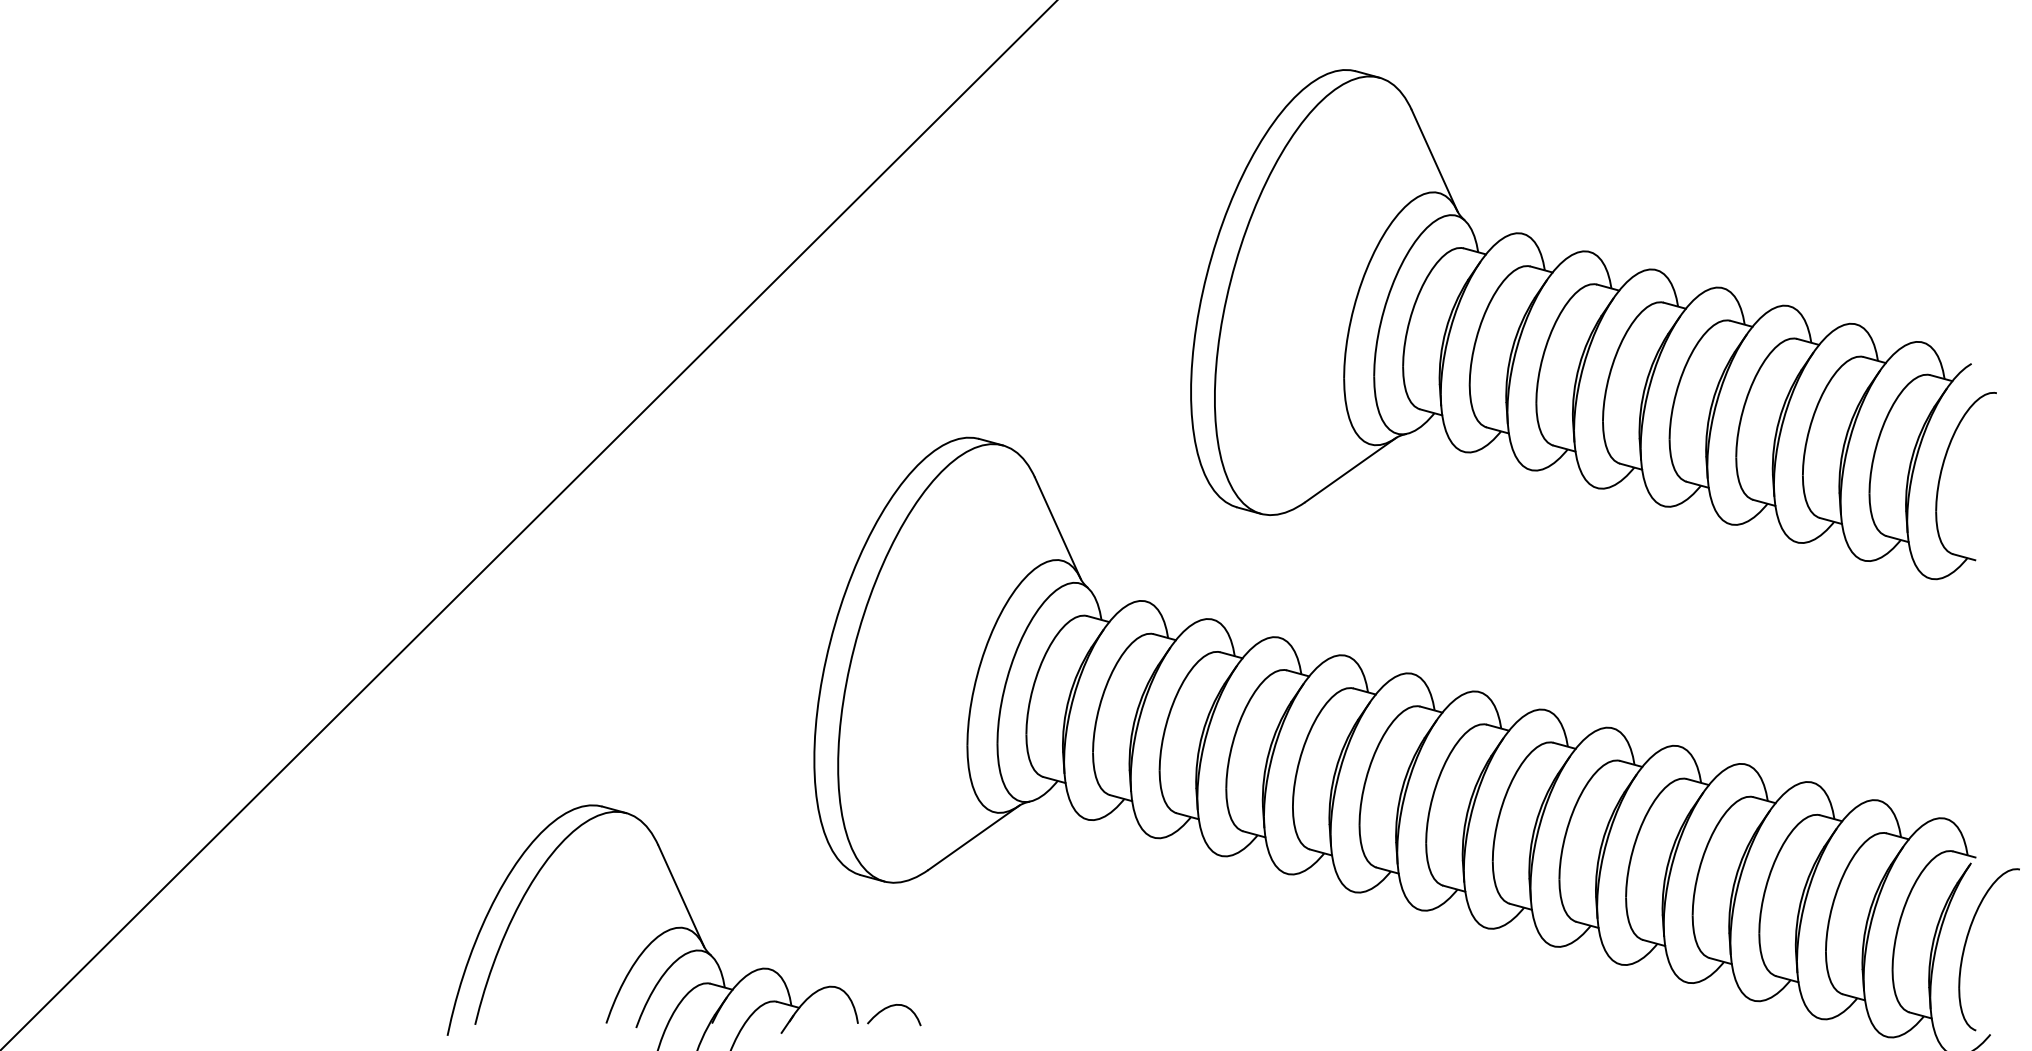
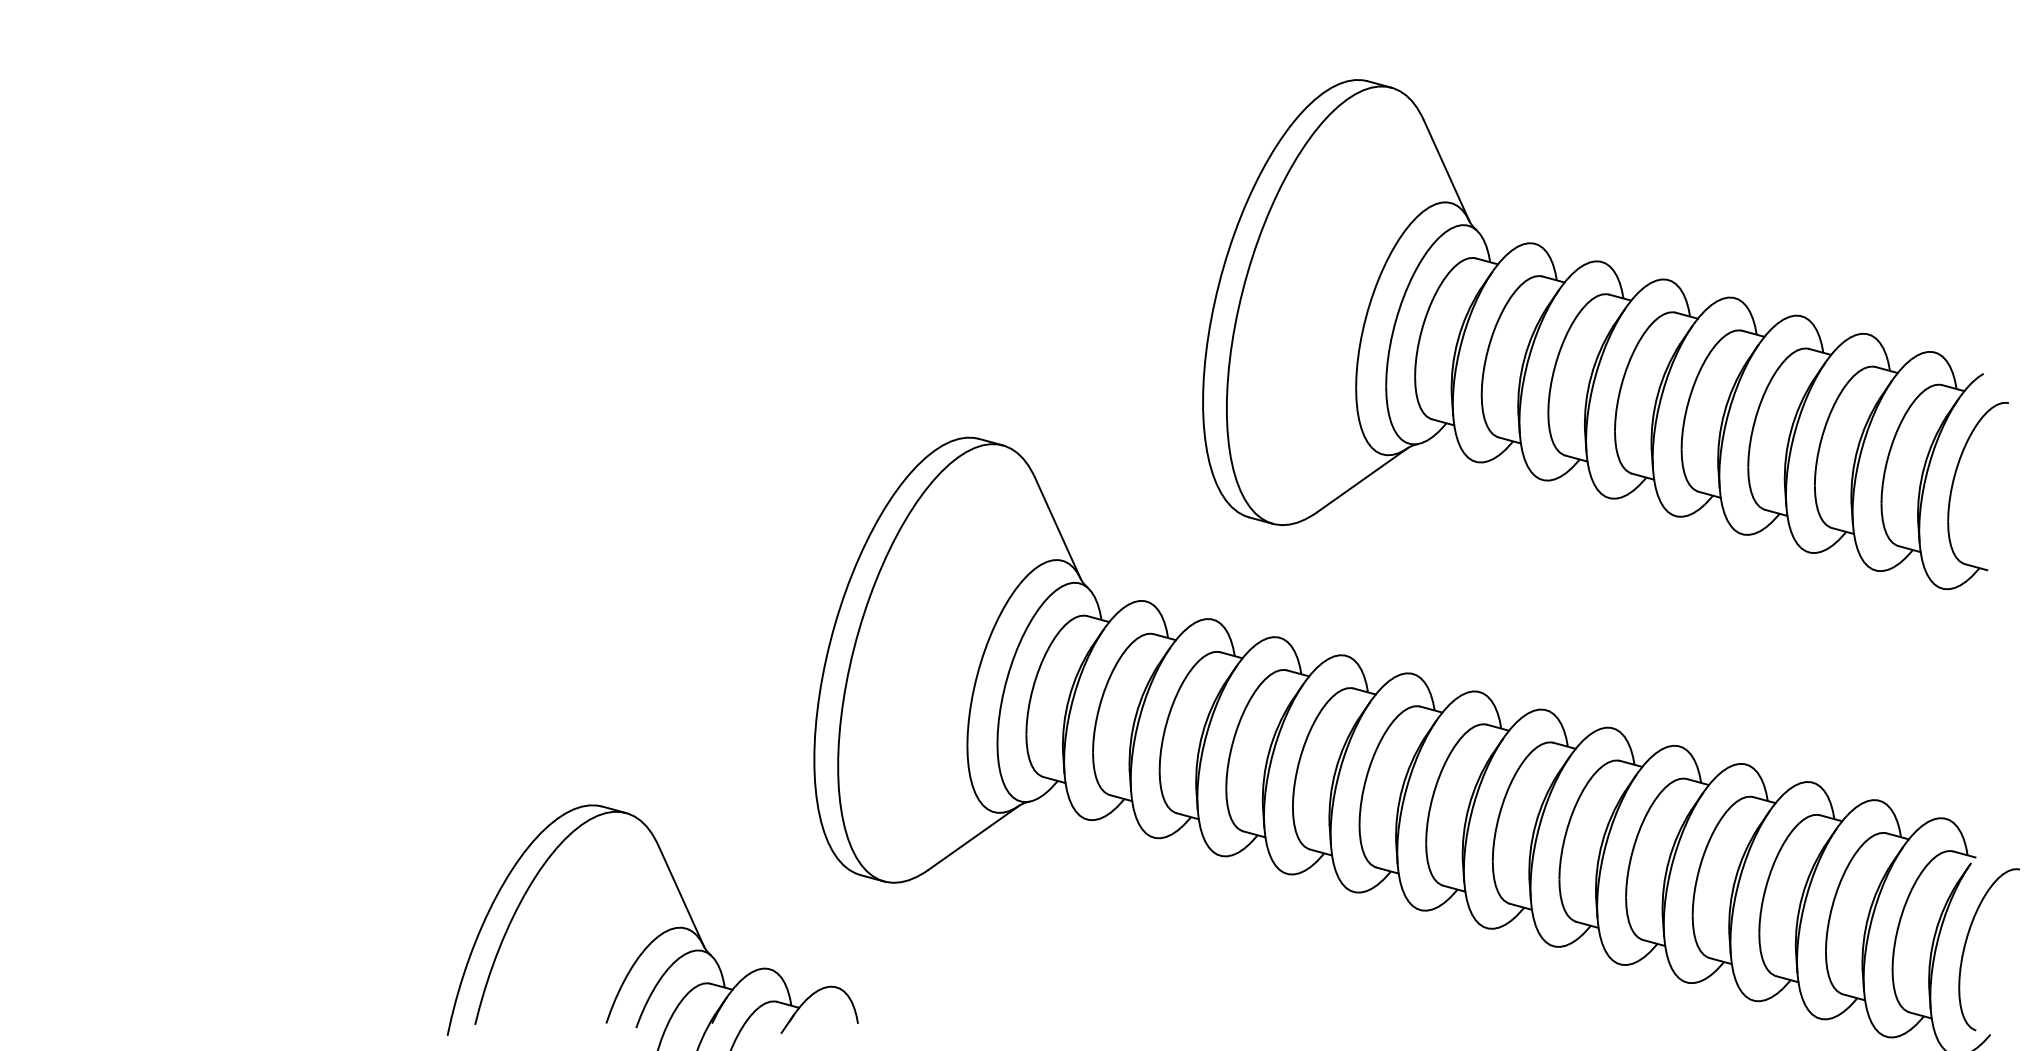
part position: (1593, 324) -> (1605, 334) (1605, 334)
line: present -> none (529, 524)
curve: present -> none (890, 1007)
